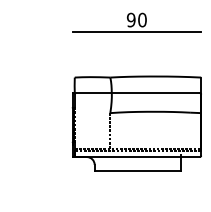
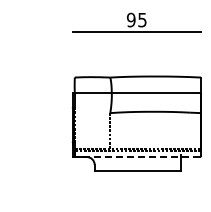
text: 90 -> 95 (142, 19)
line: solid -> dashed (137, 157)
